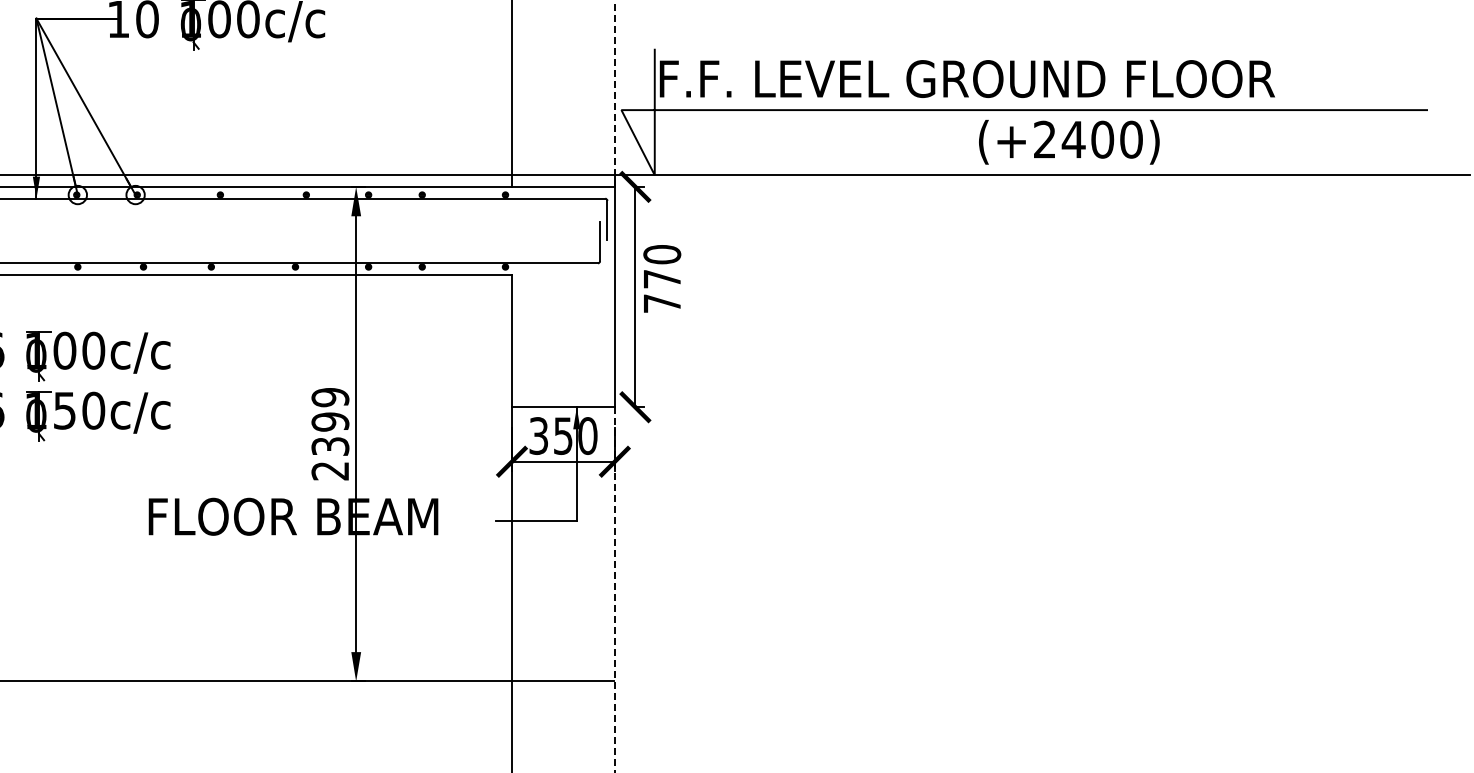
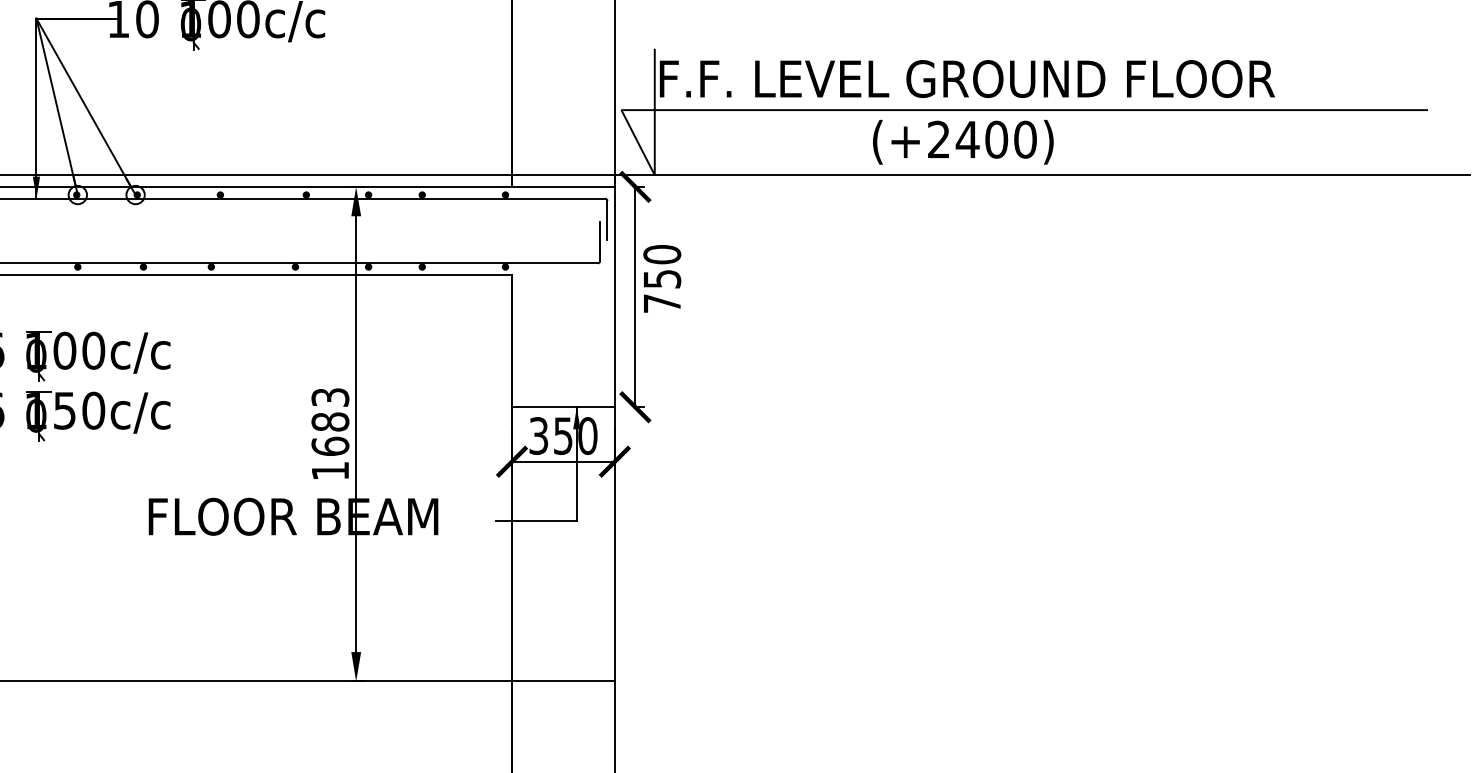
line: dashed -> solid (614, 92)
text position: (1069, 141) -> (963, 141) (963, 141)
text: 770 -> 750 (662, 279)
text: 2399 -> 1683 (330, 434)
line: dashed -> solid (614, 590)
